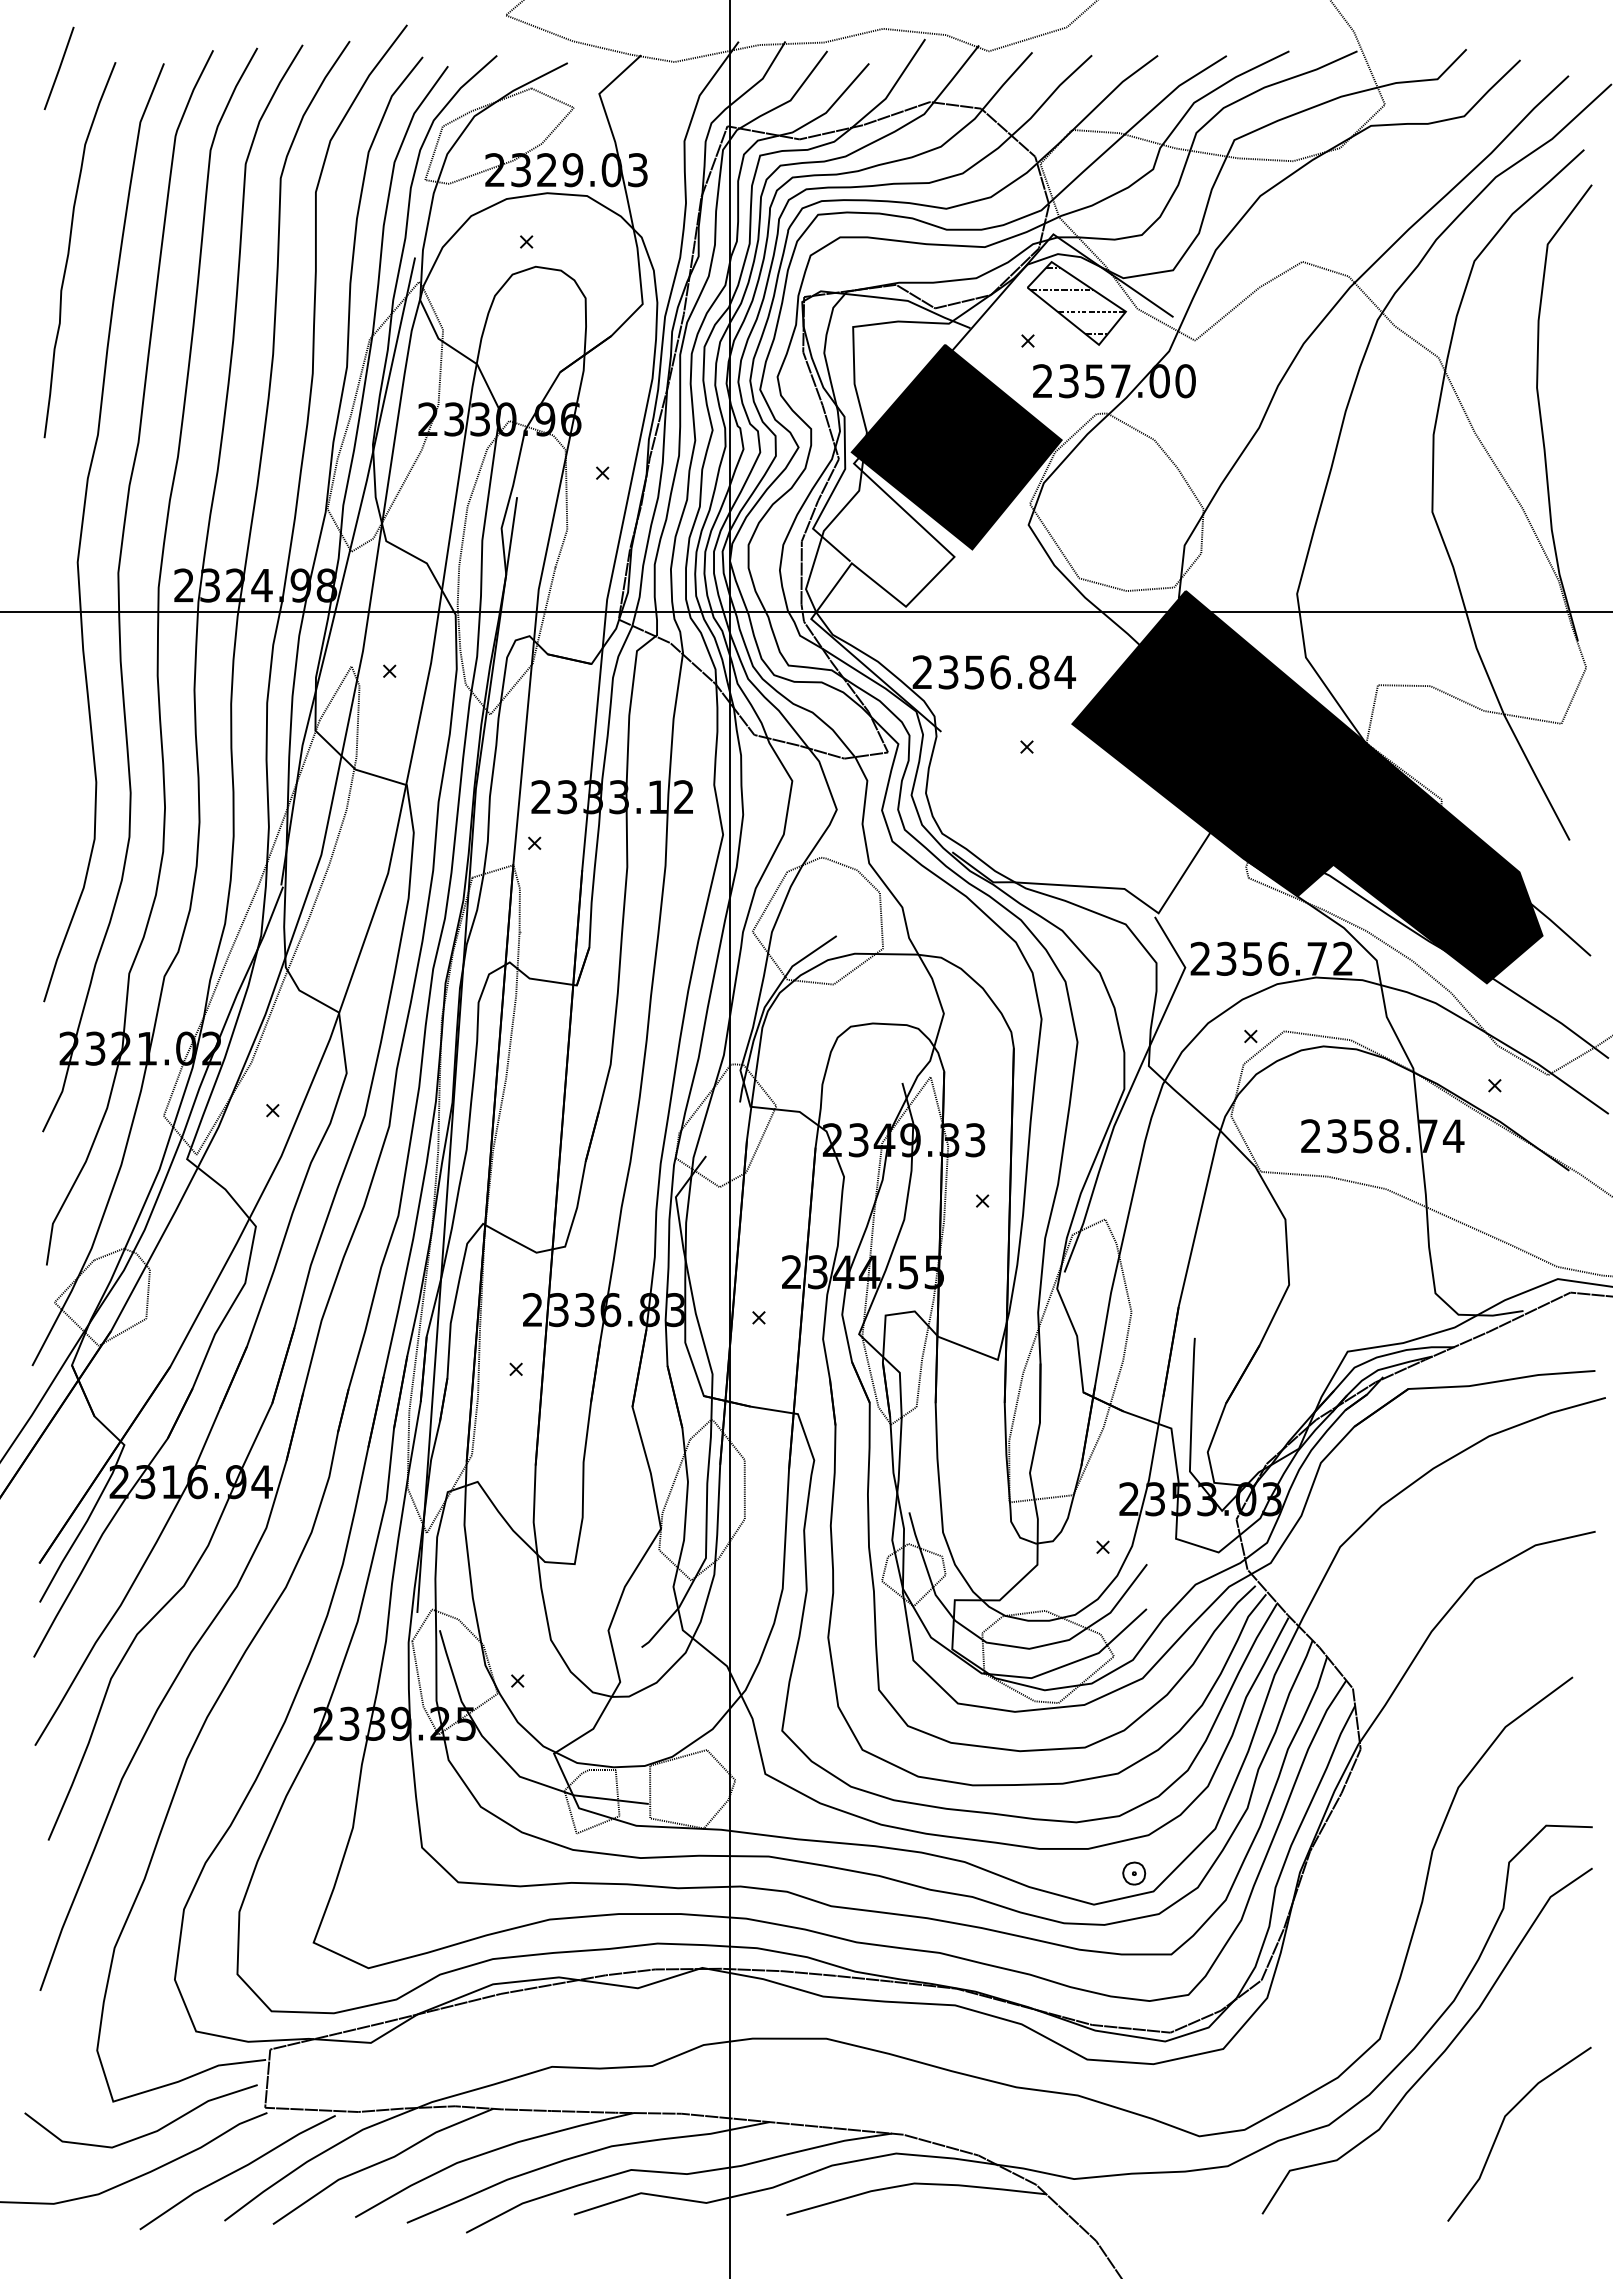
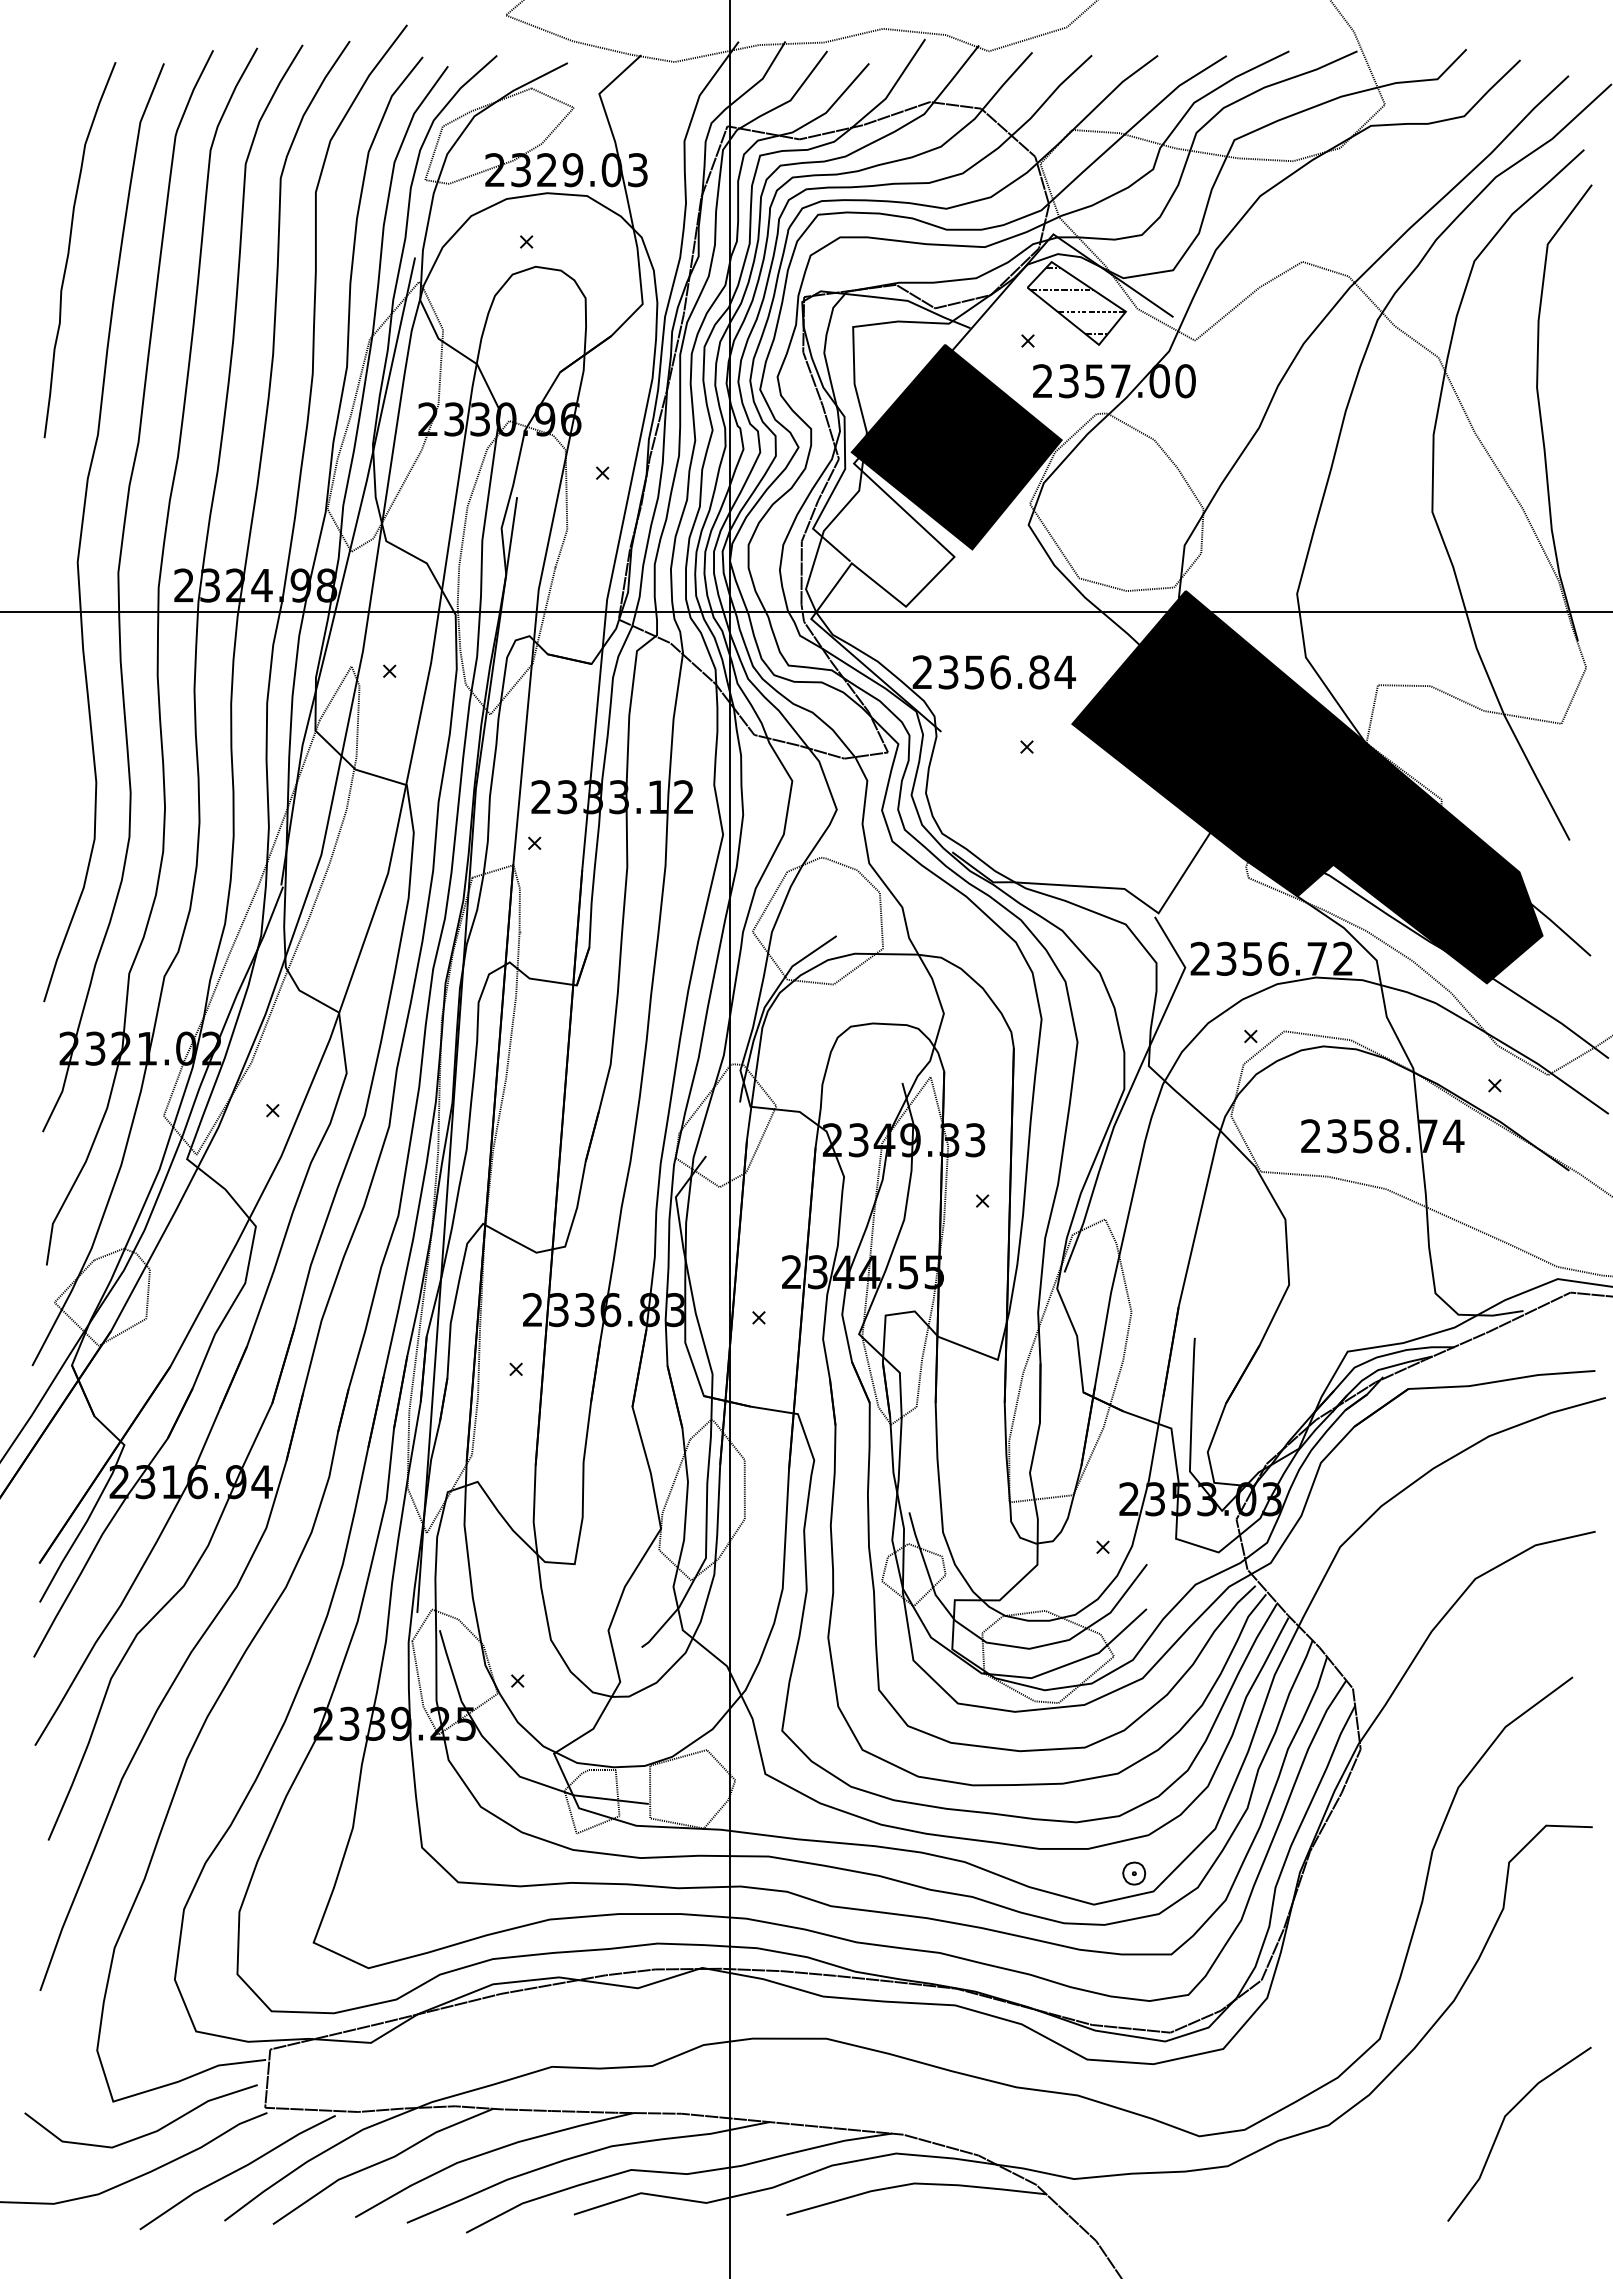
line: present -> none (58, 68)
curve: present -> none (1440, 2054)
